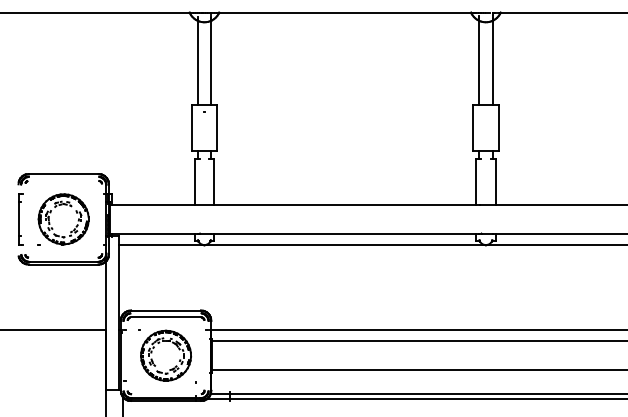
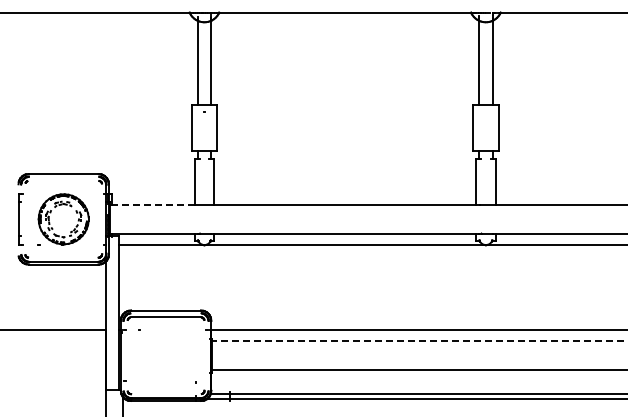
line: solid -> dashed (153, 205)
line: solid -> dashed (419, 341)
part: present -> none (165, 355)
